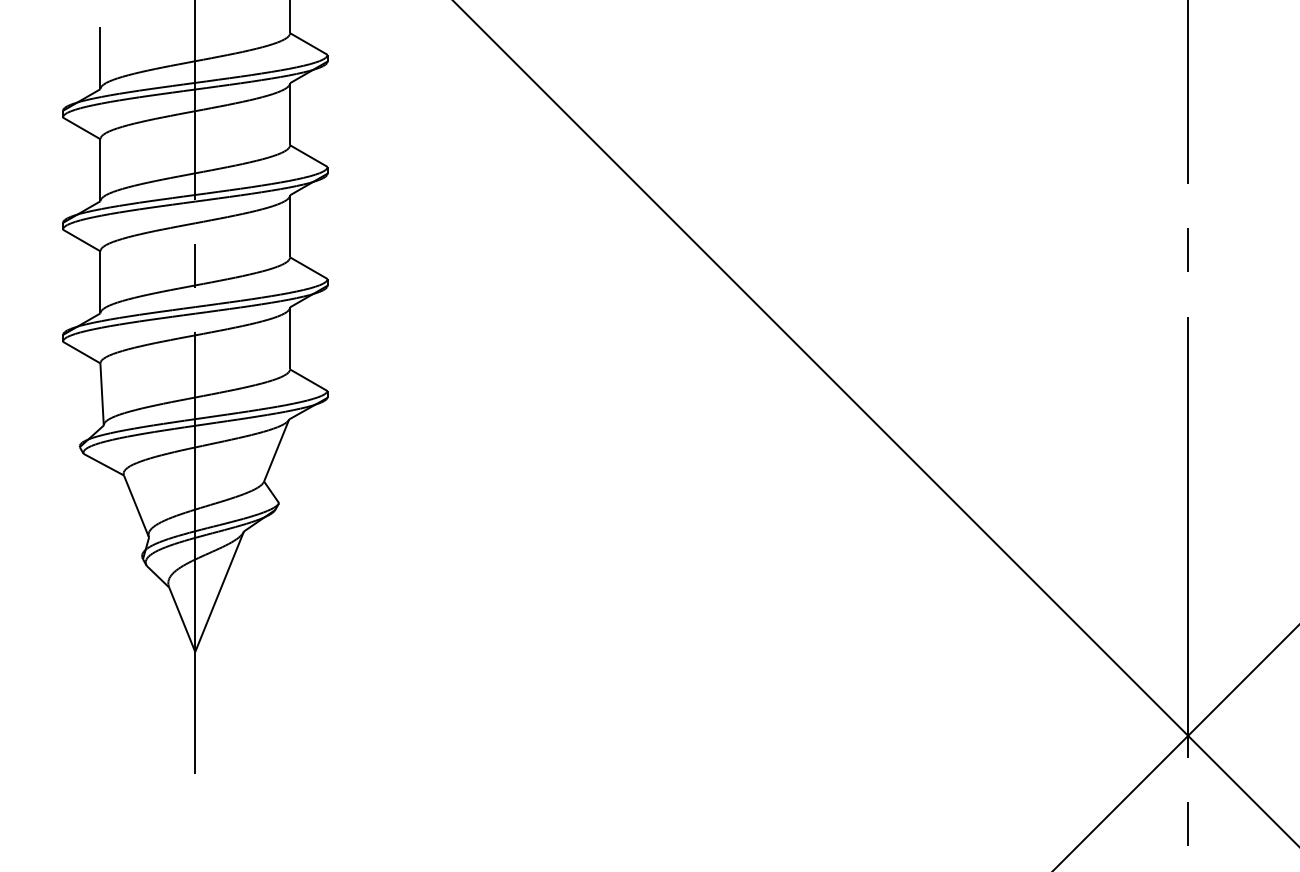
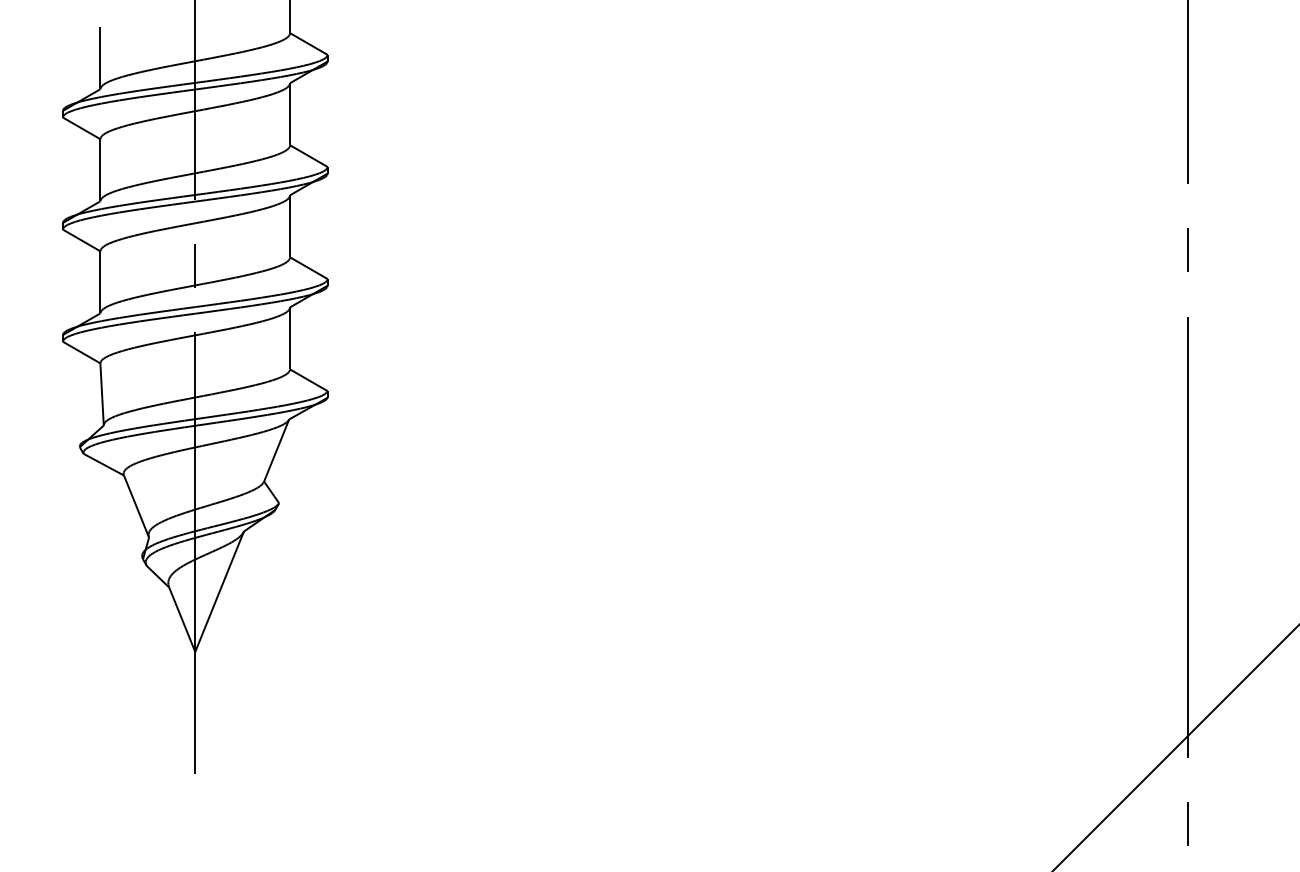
line: present -> none (875, 423)
